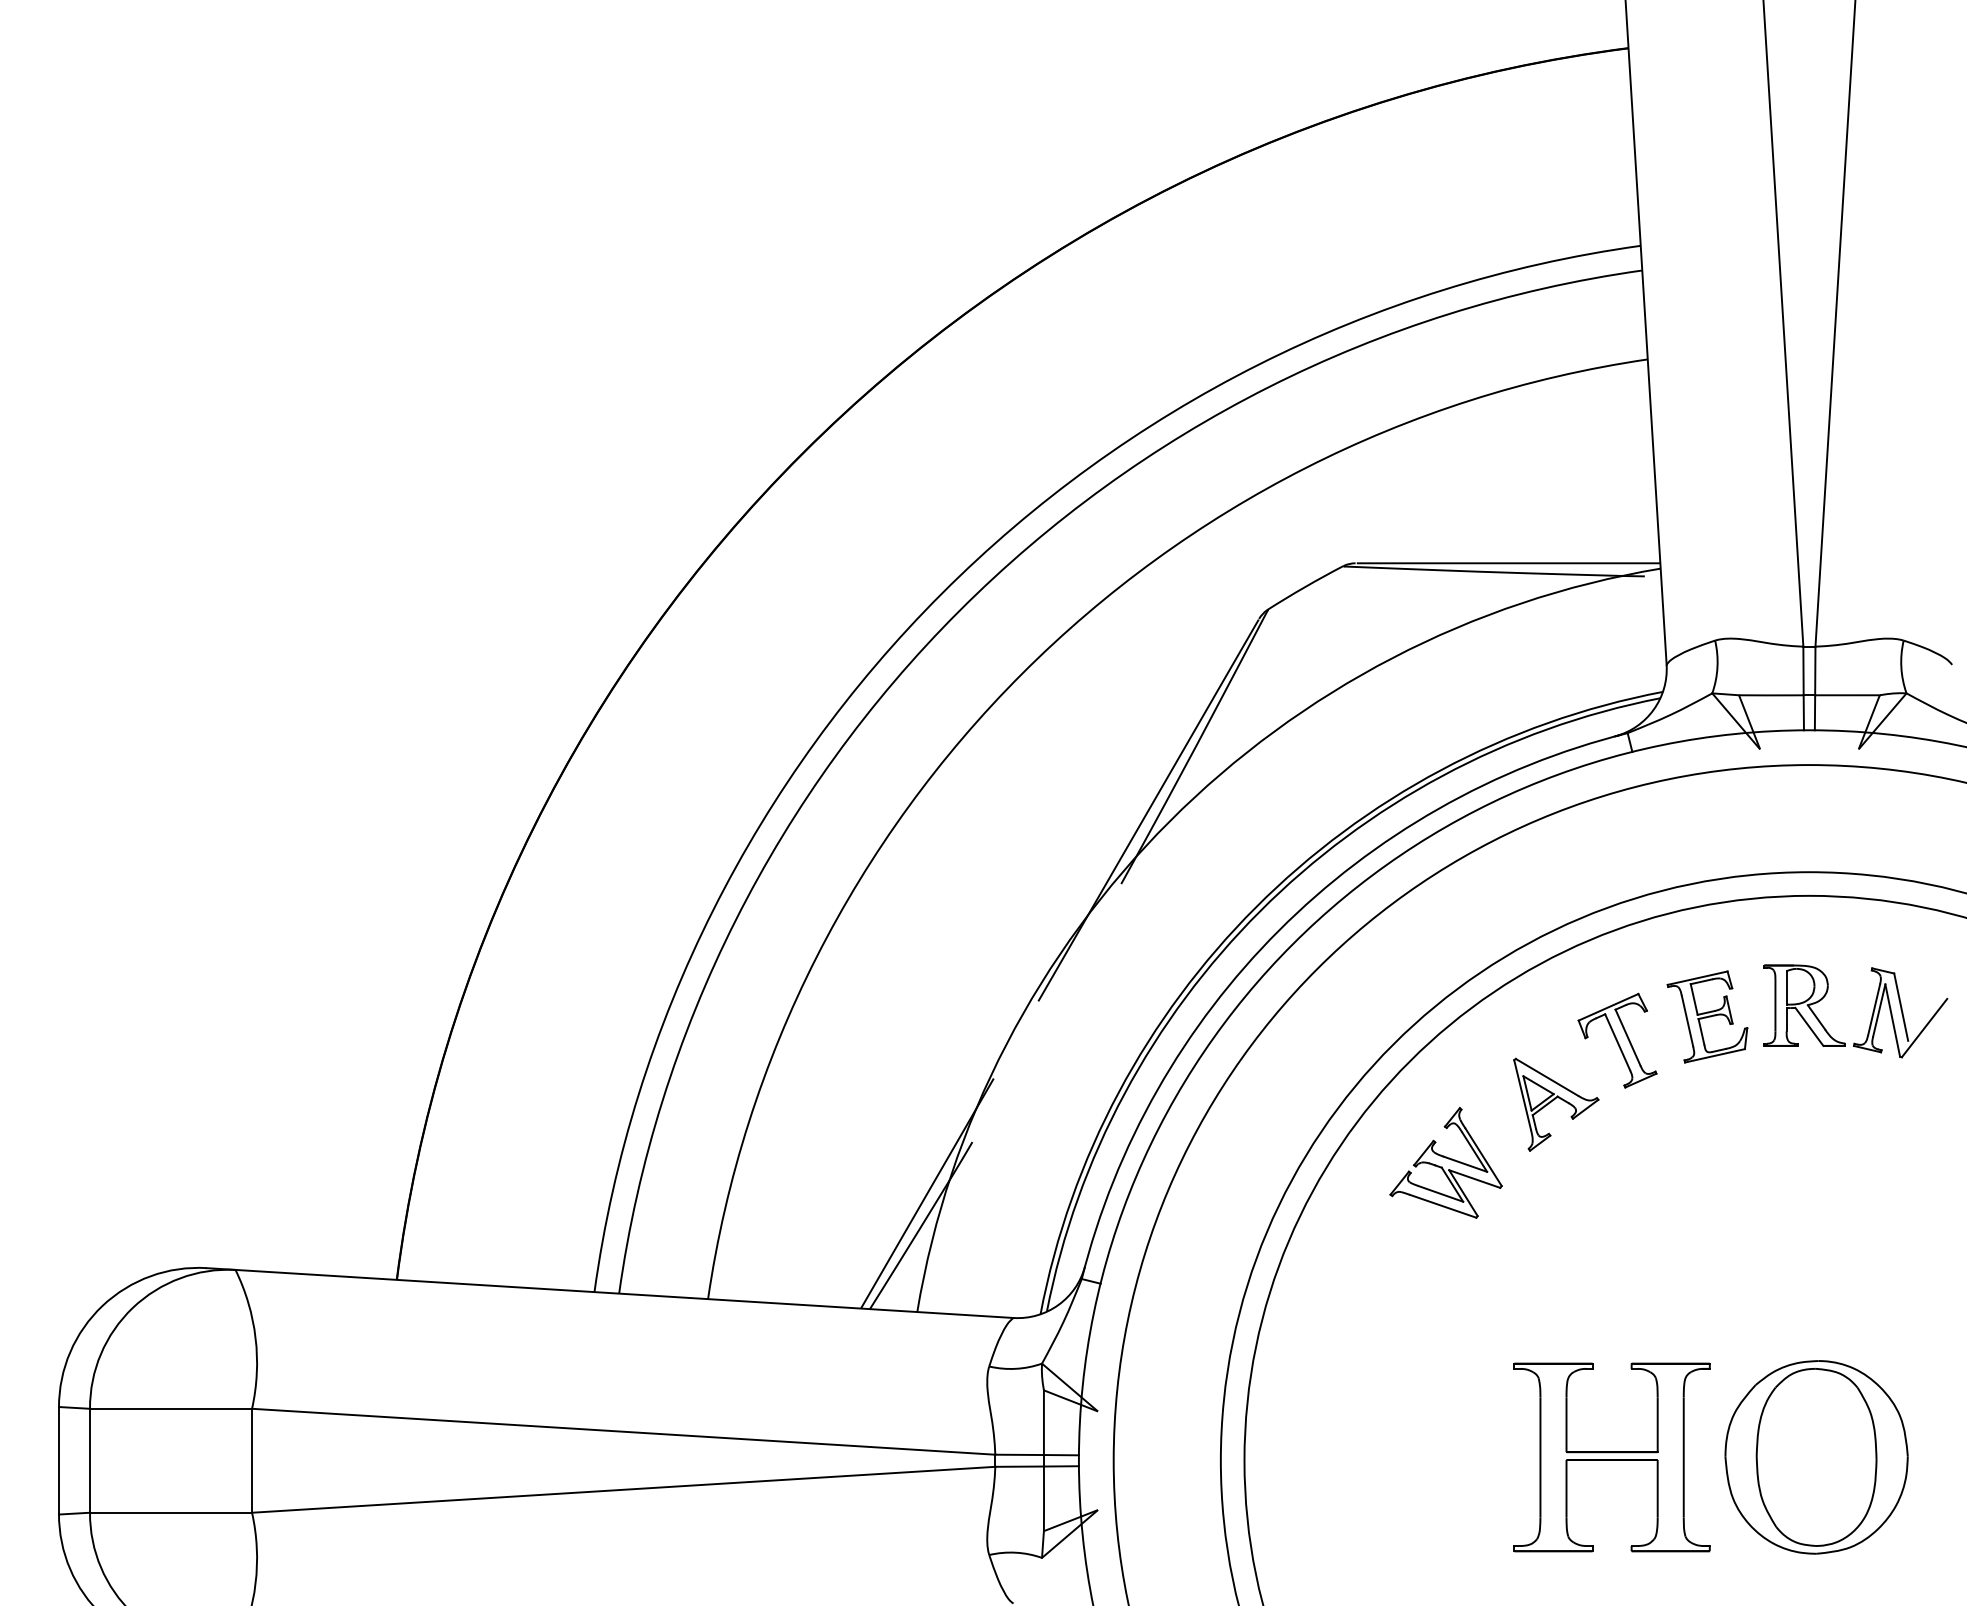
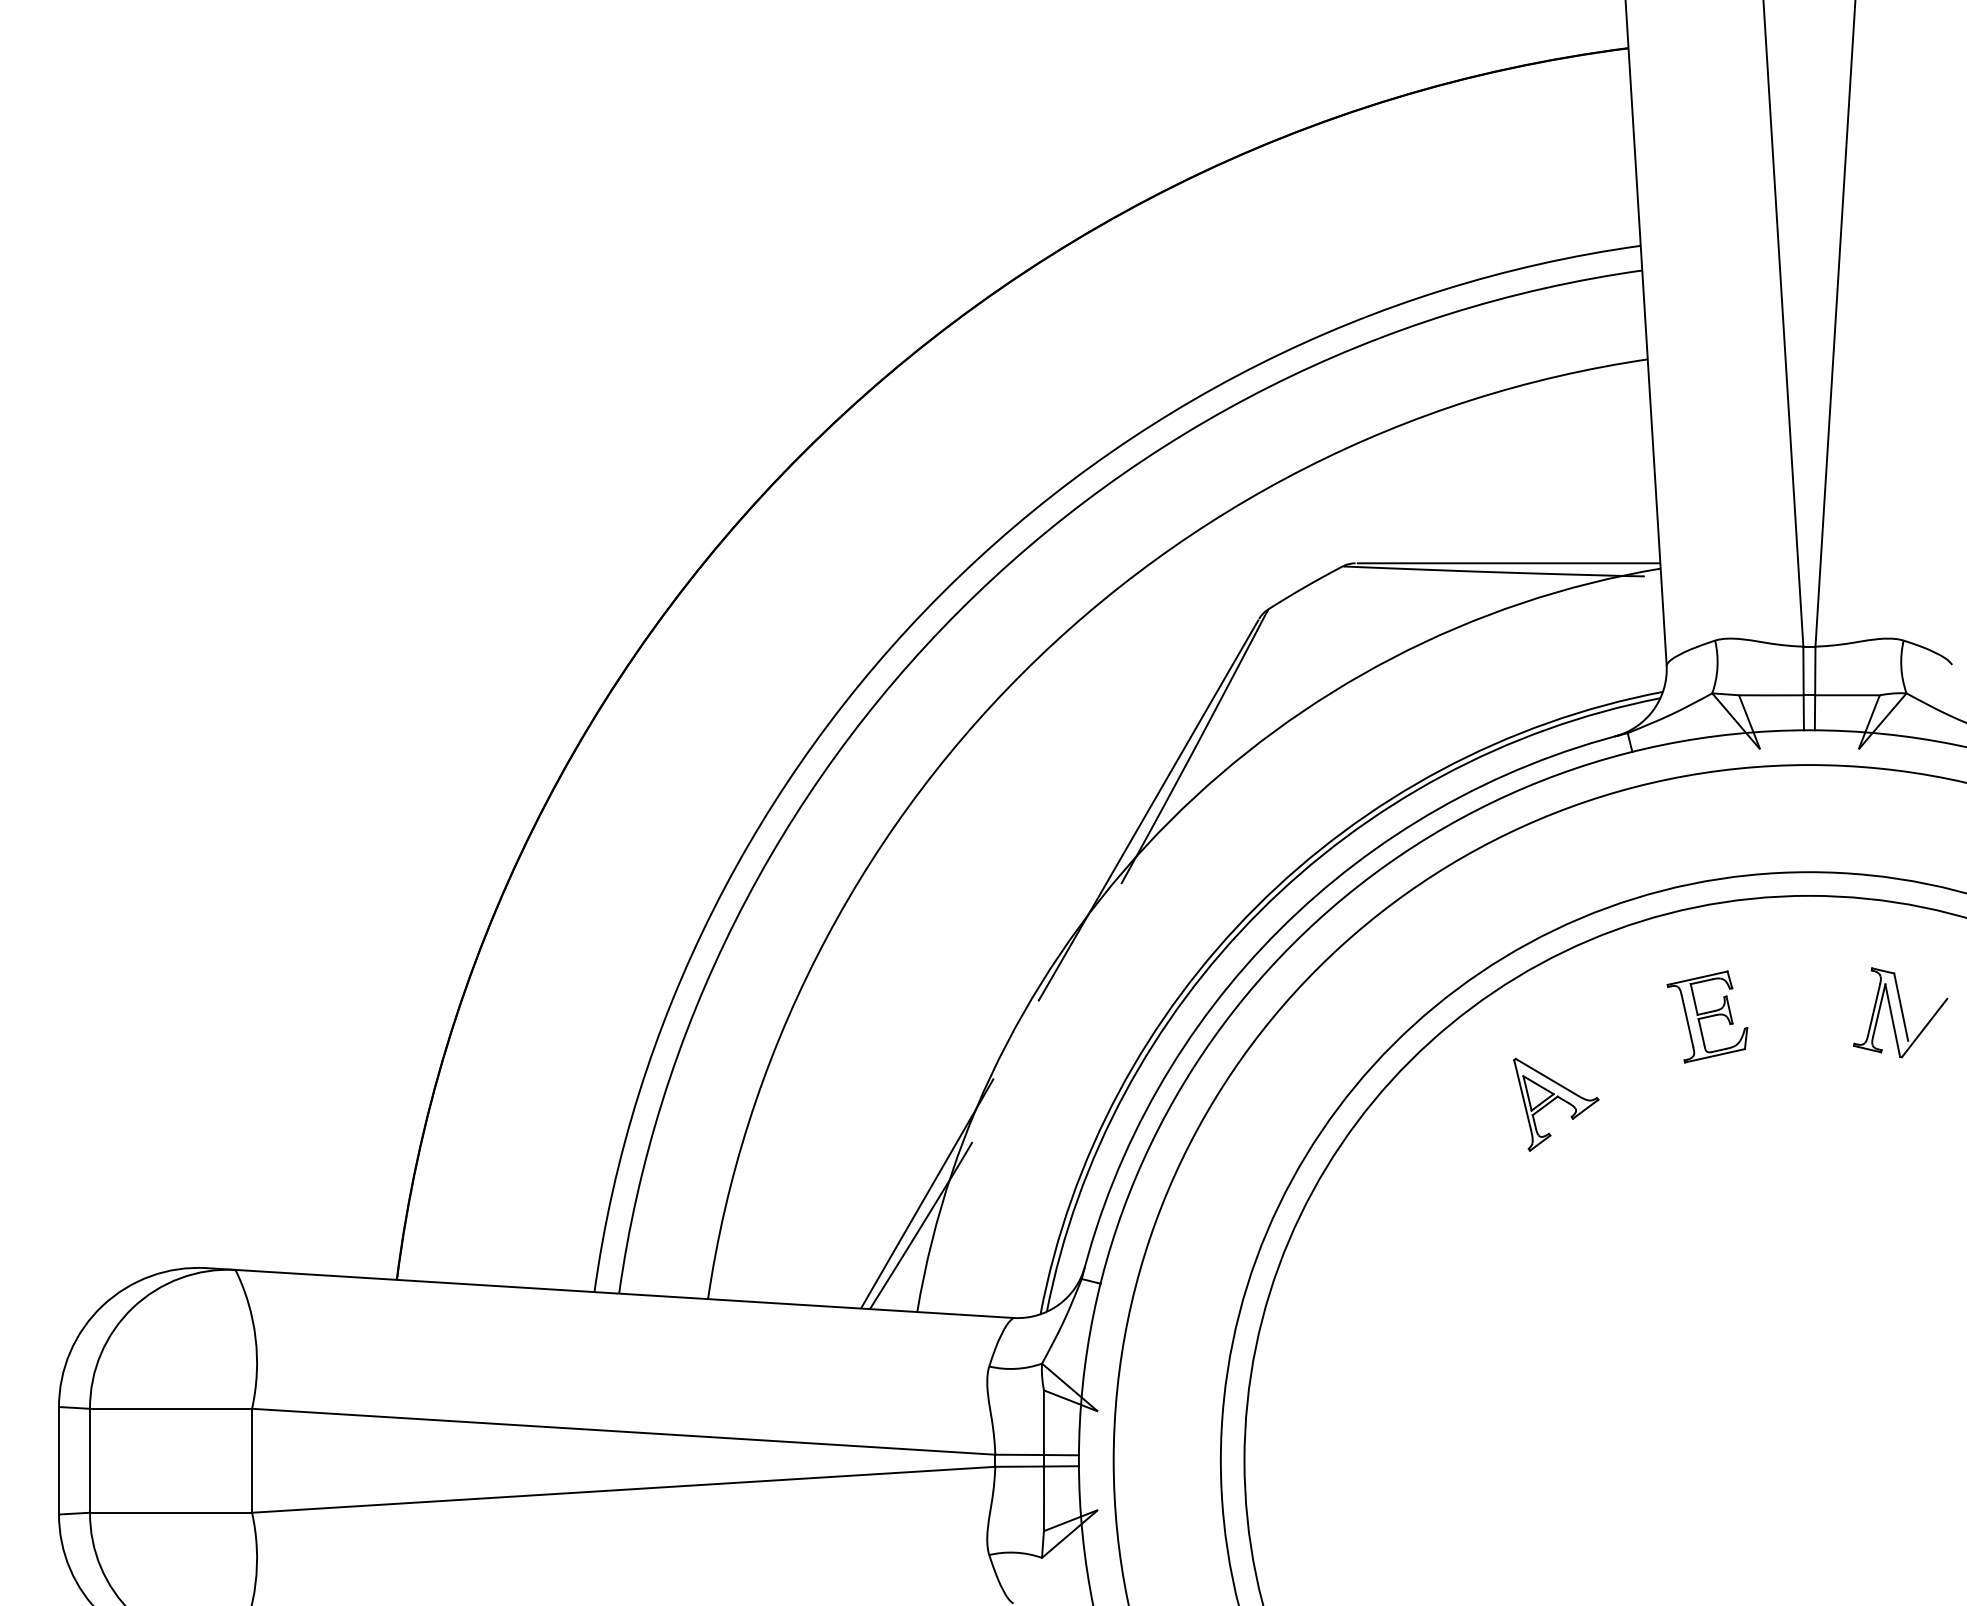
part: present -> none (1804, 1005)
part: present -> none (1617, 1040)
part: present -> none (1445, 1162)
part: present -> none (1611, 1457)
part: present -> none (1816, 1457)
